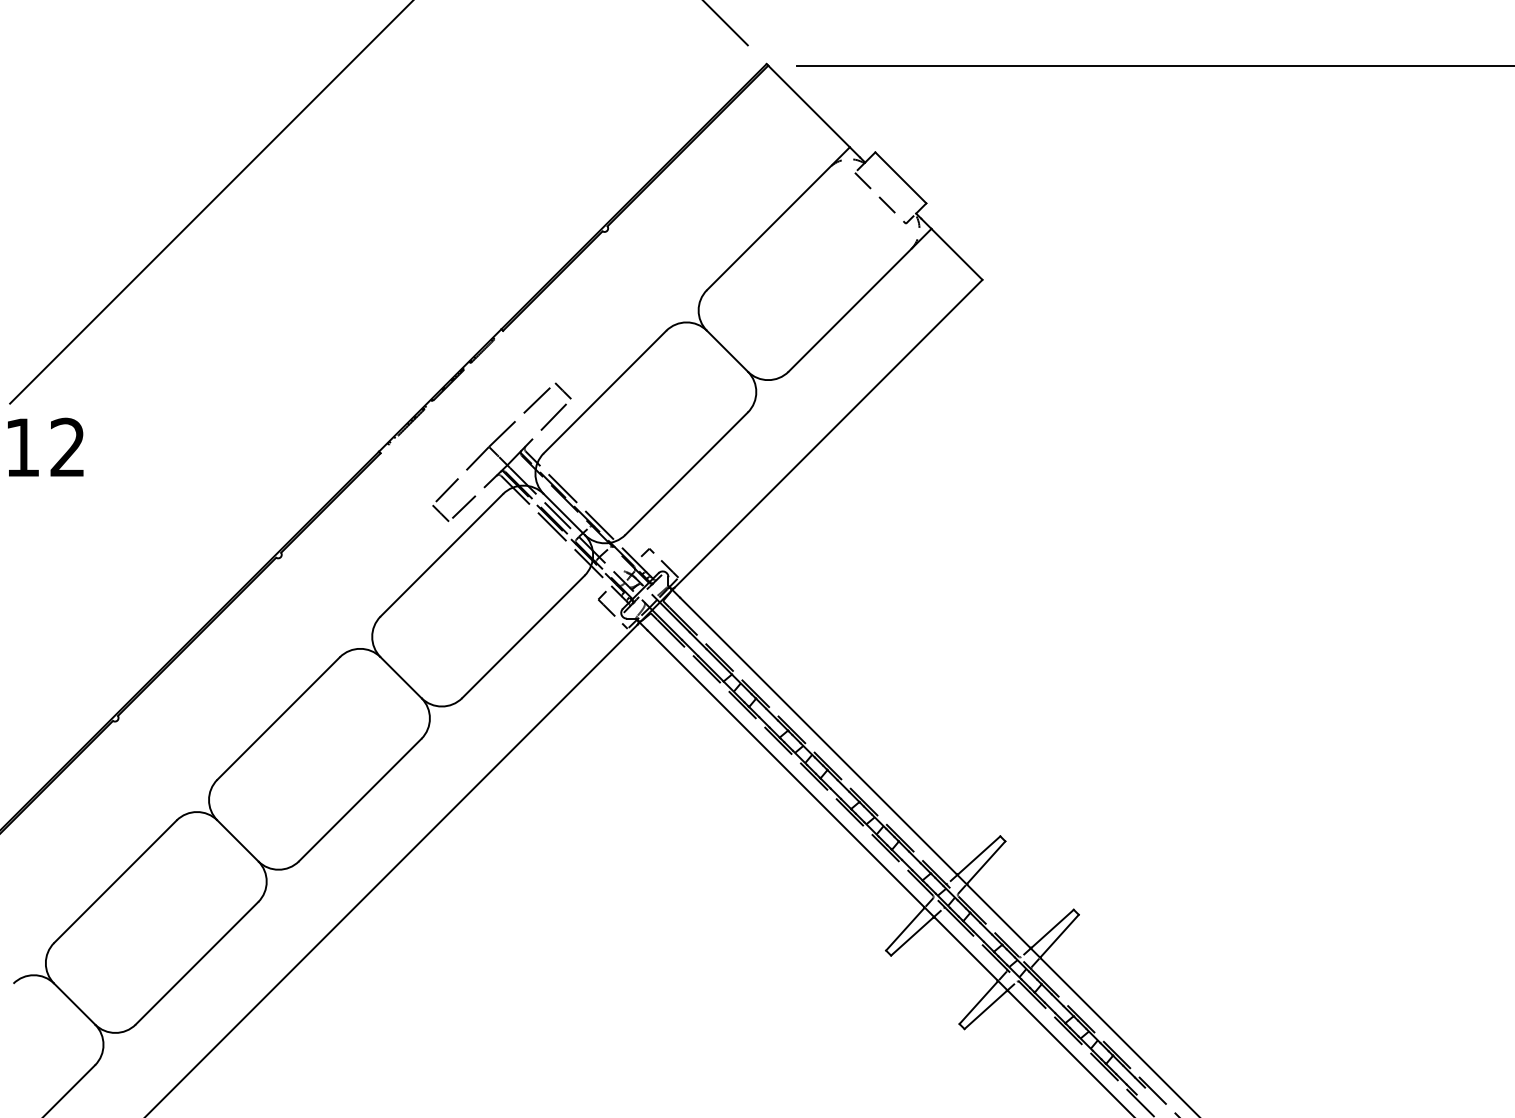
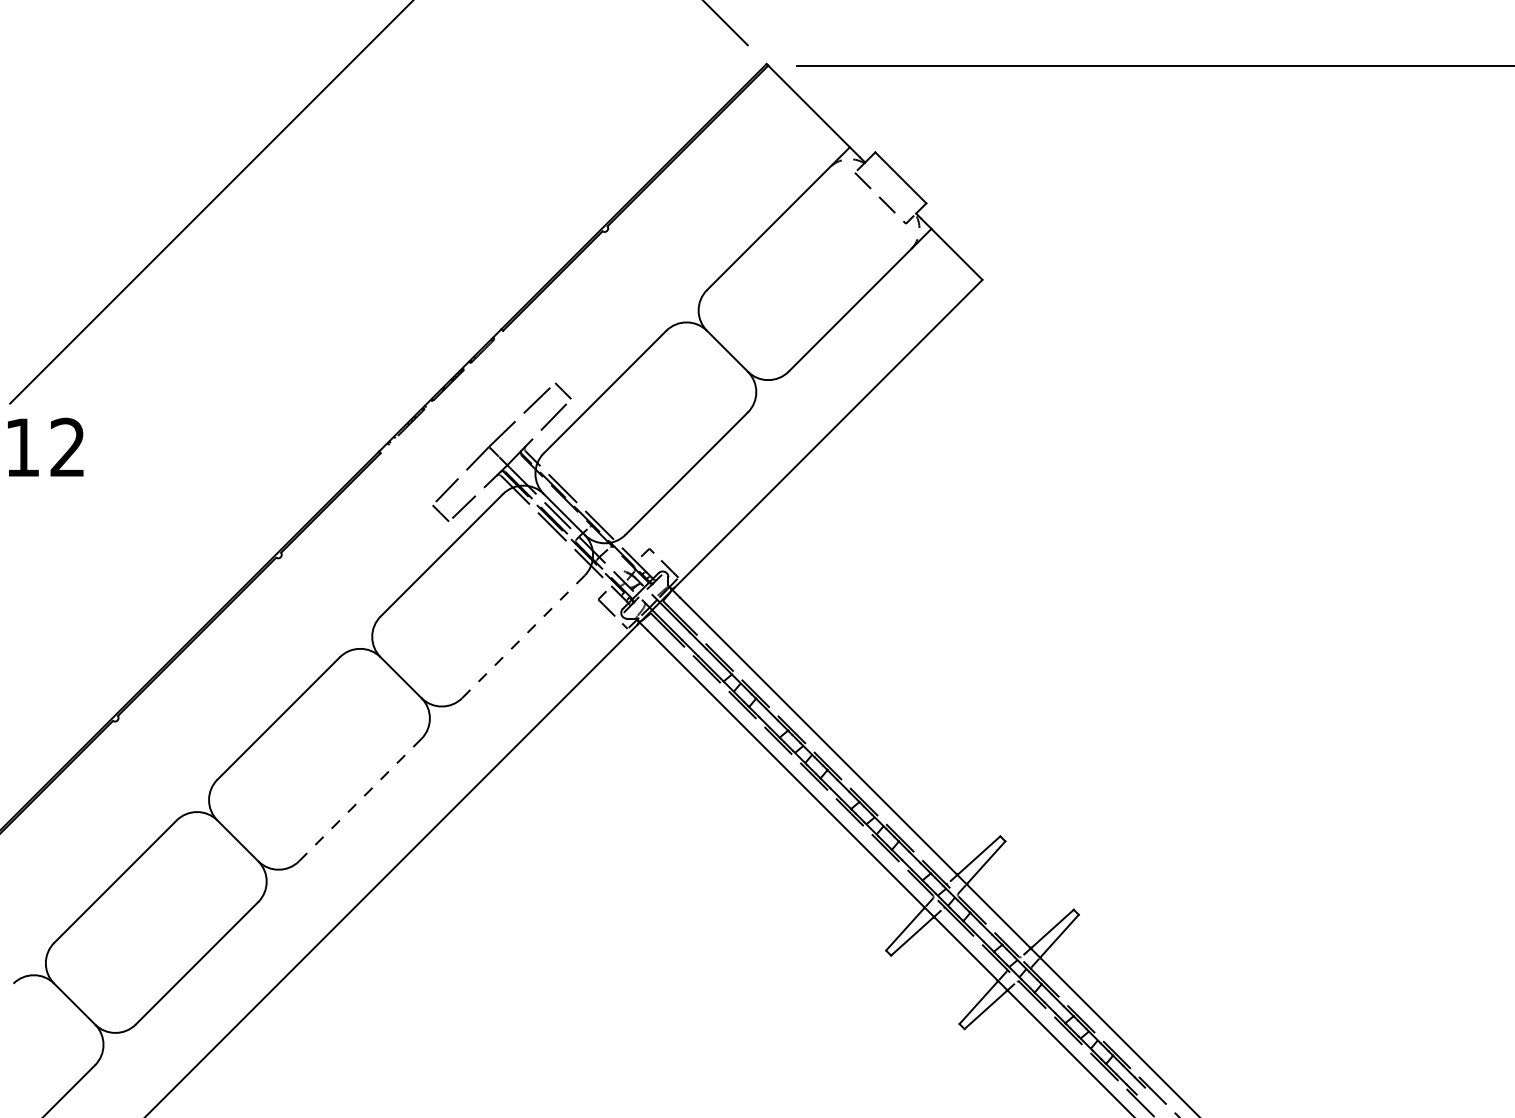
line: solid -> dashed (523, 636)
line: solid -> dashed (360, 800)
